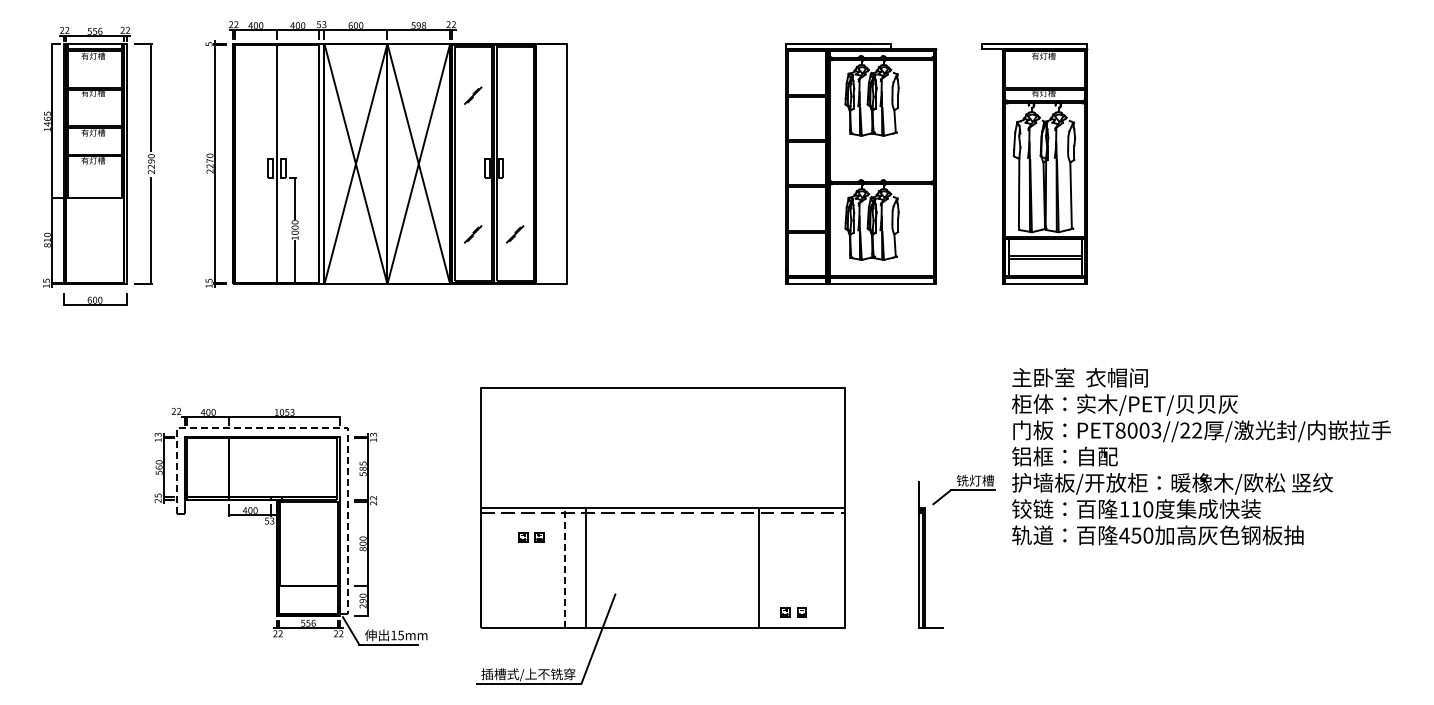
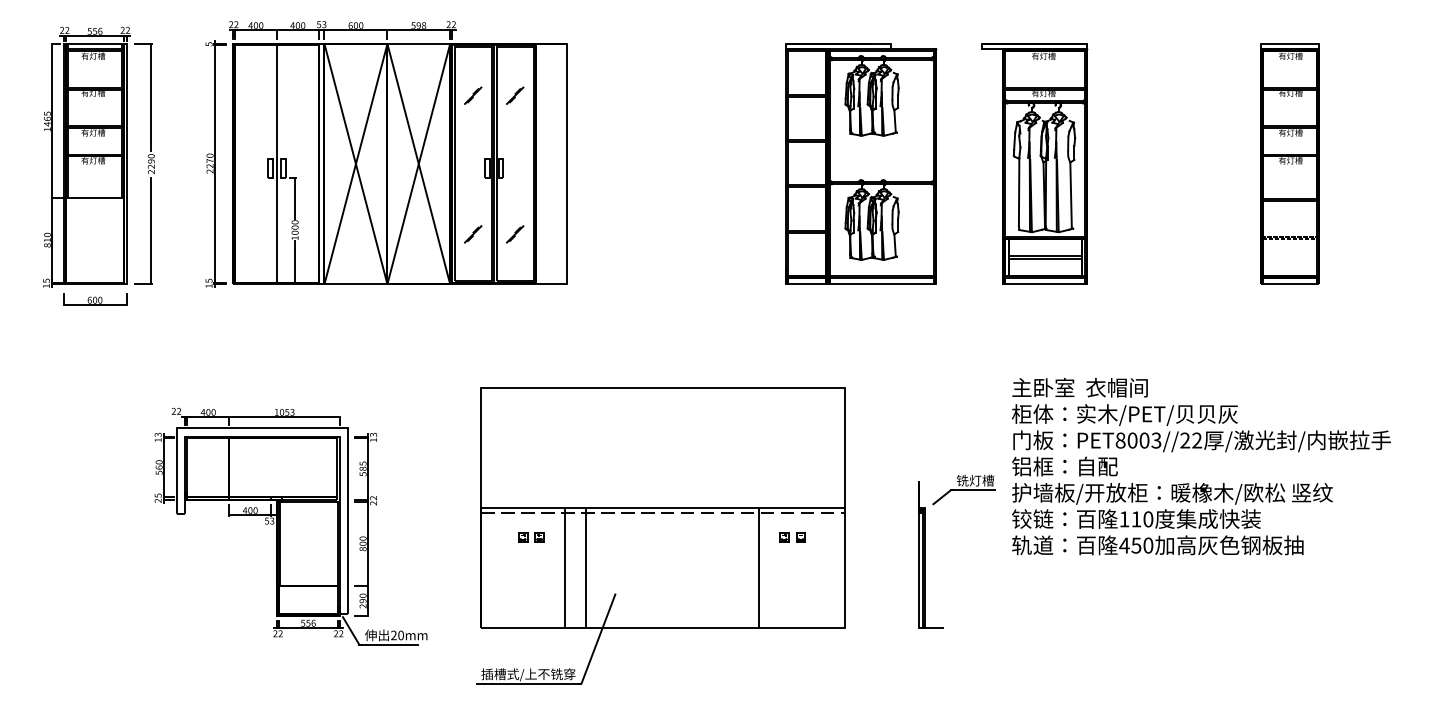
line: none -> present (515, 95)
part: none -> present (1289, 163)
line: dashed -> solid (312, 428)
text position: (1201, 456) -> (1201, 466) (1201, 466)
line: dashed -> solid (565, 567)
part position: (793, 612) -> (792, 537) (792, 537)
text: 15mm -> 20mm (397, 635)
